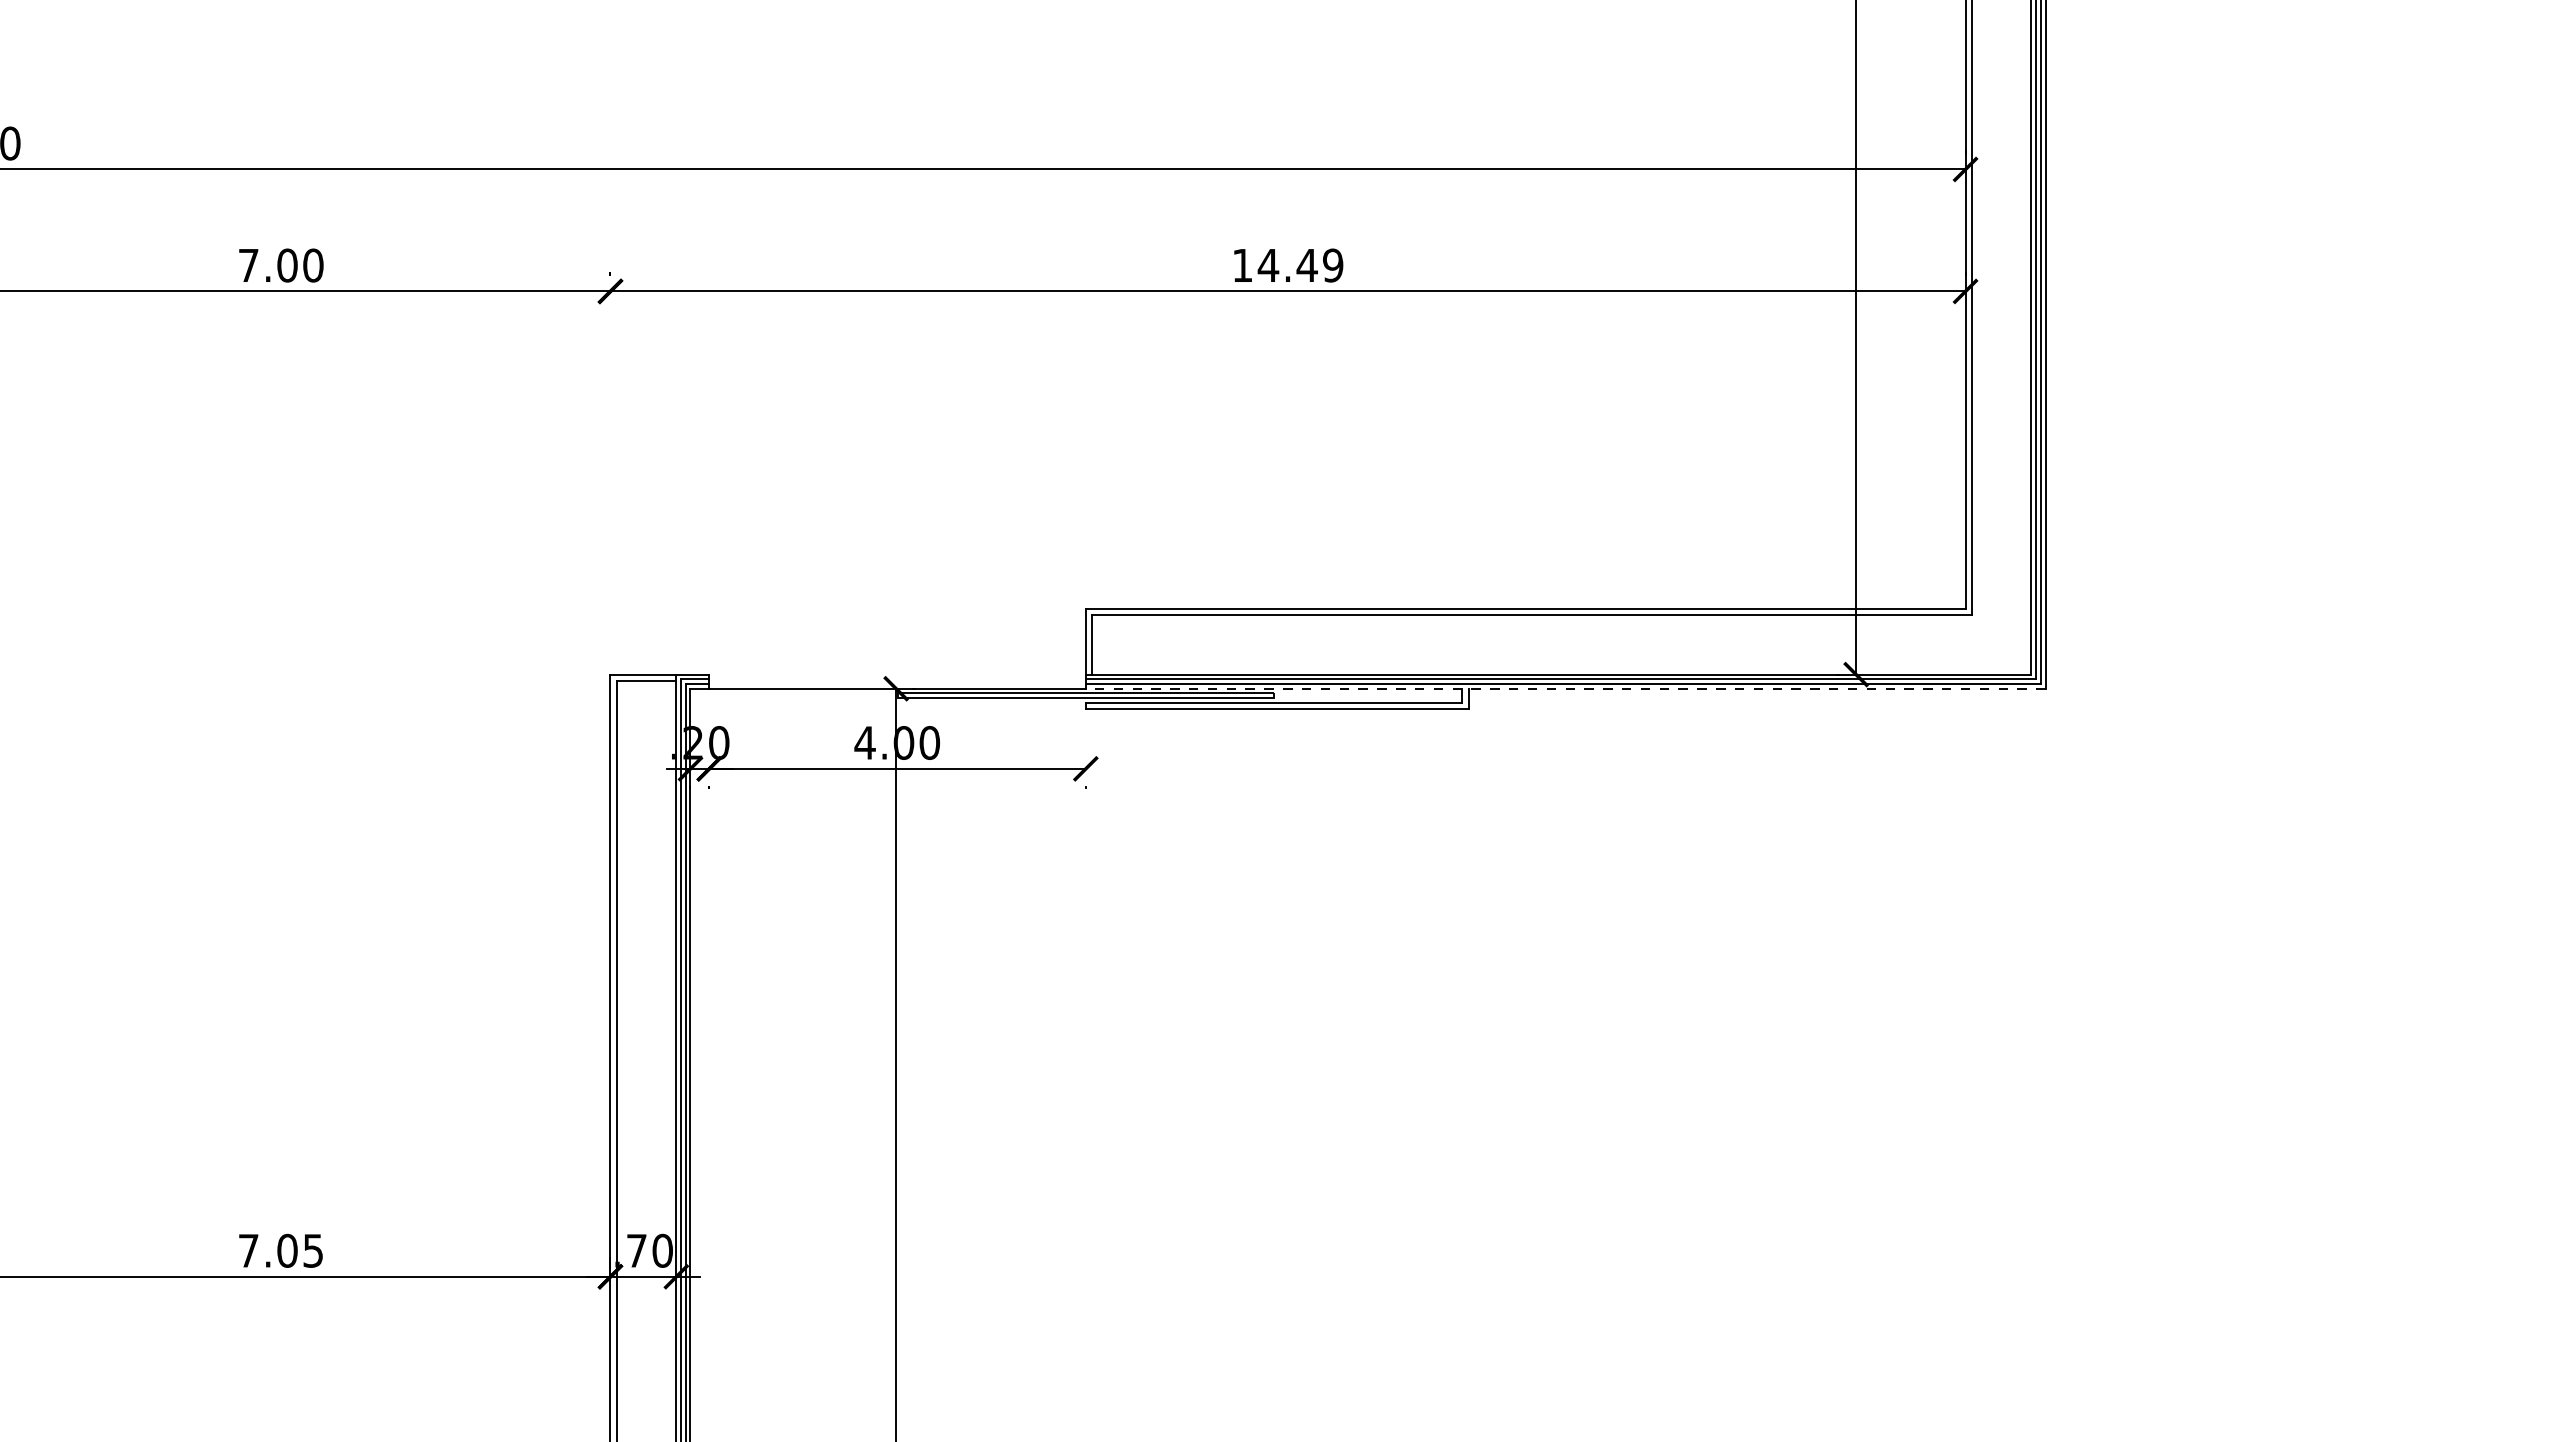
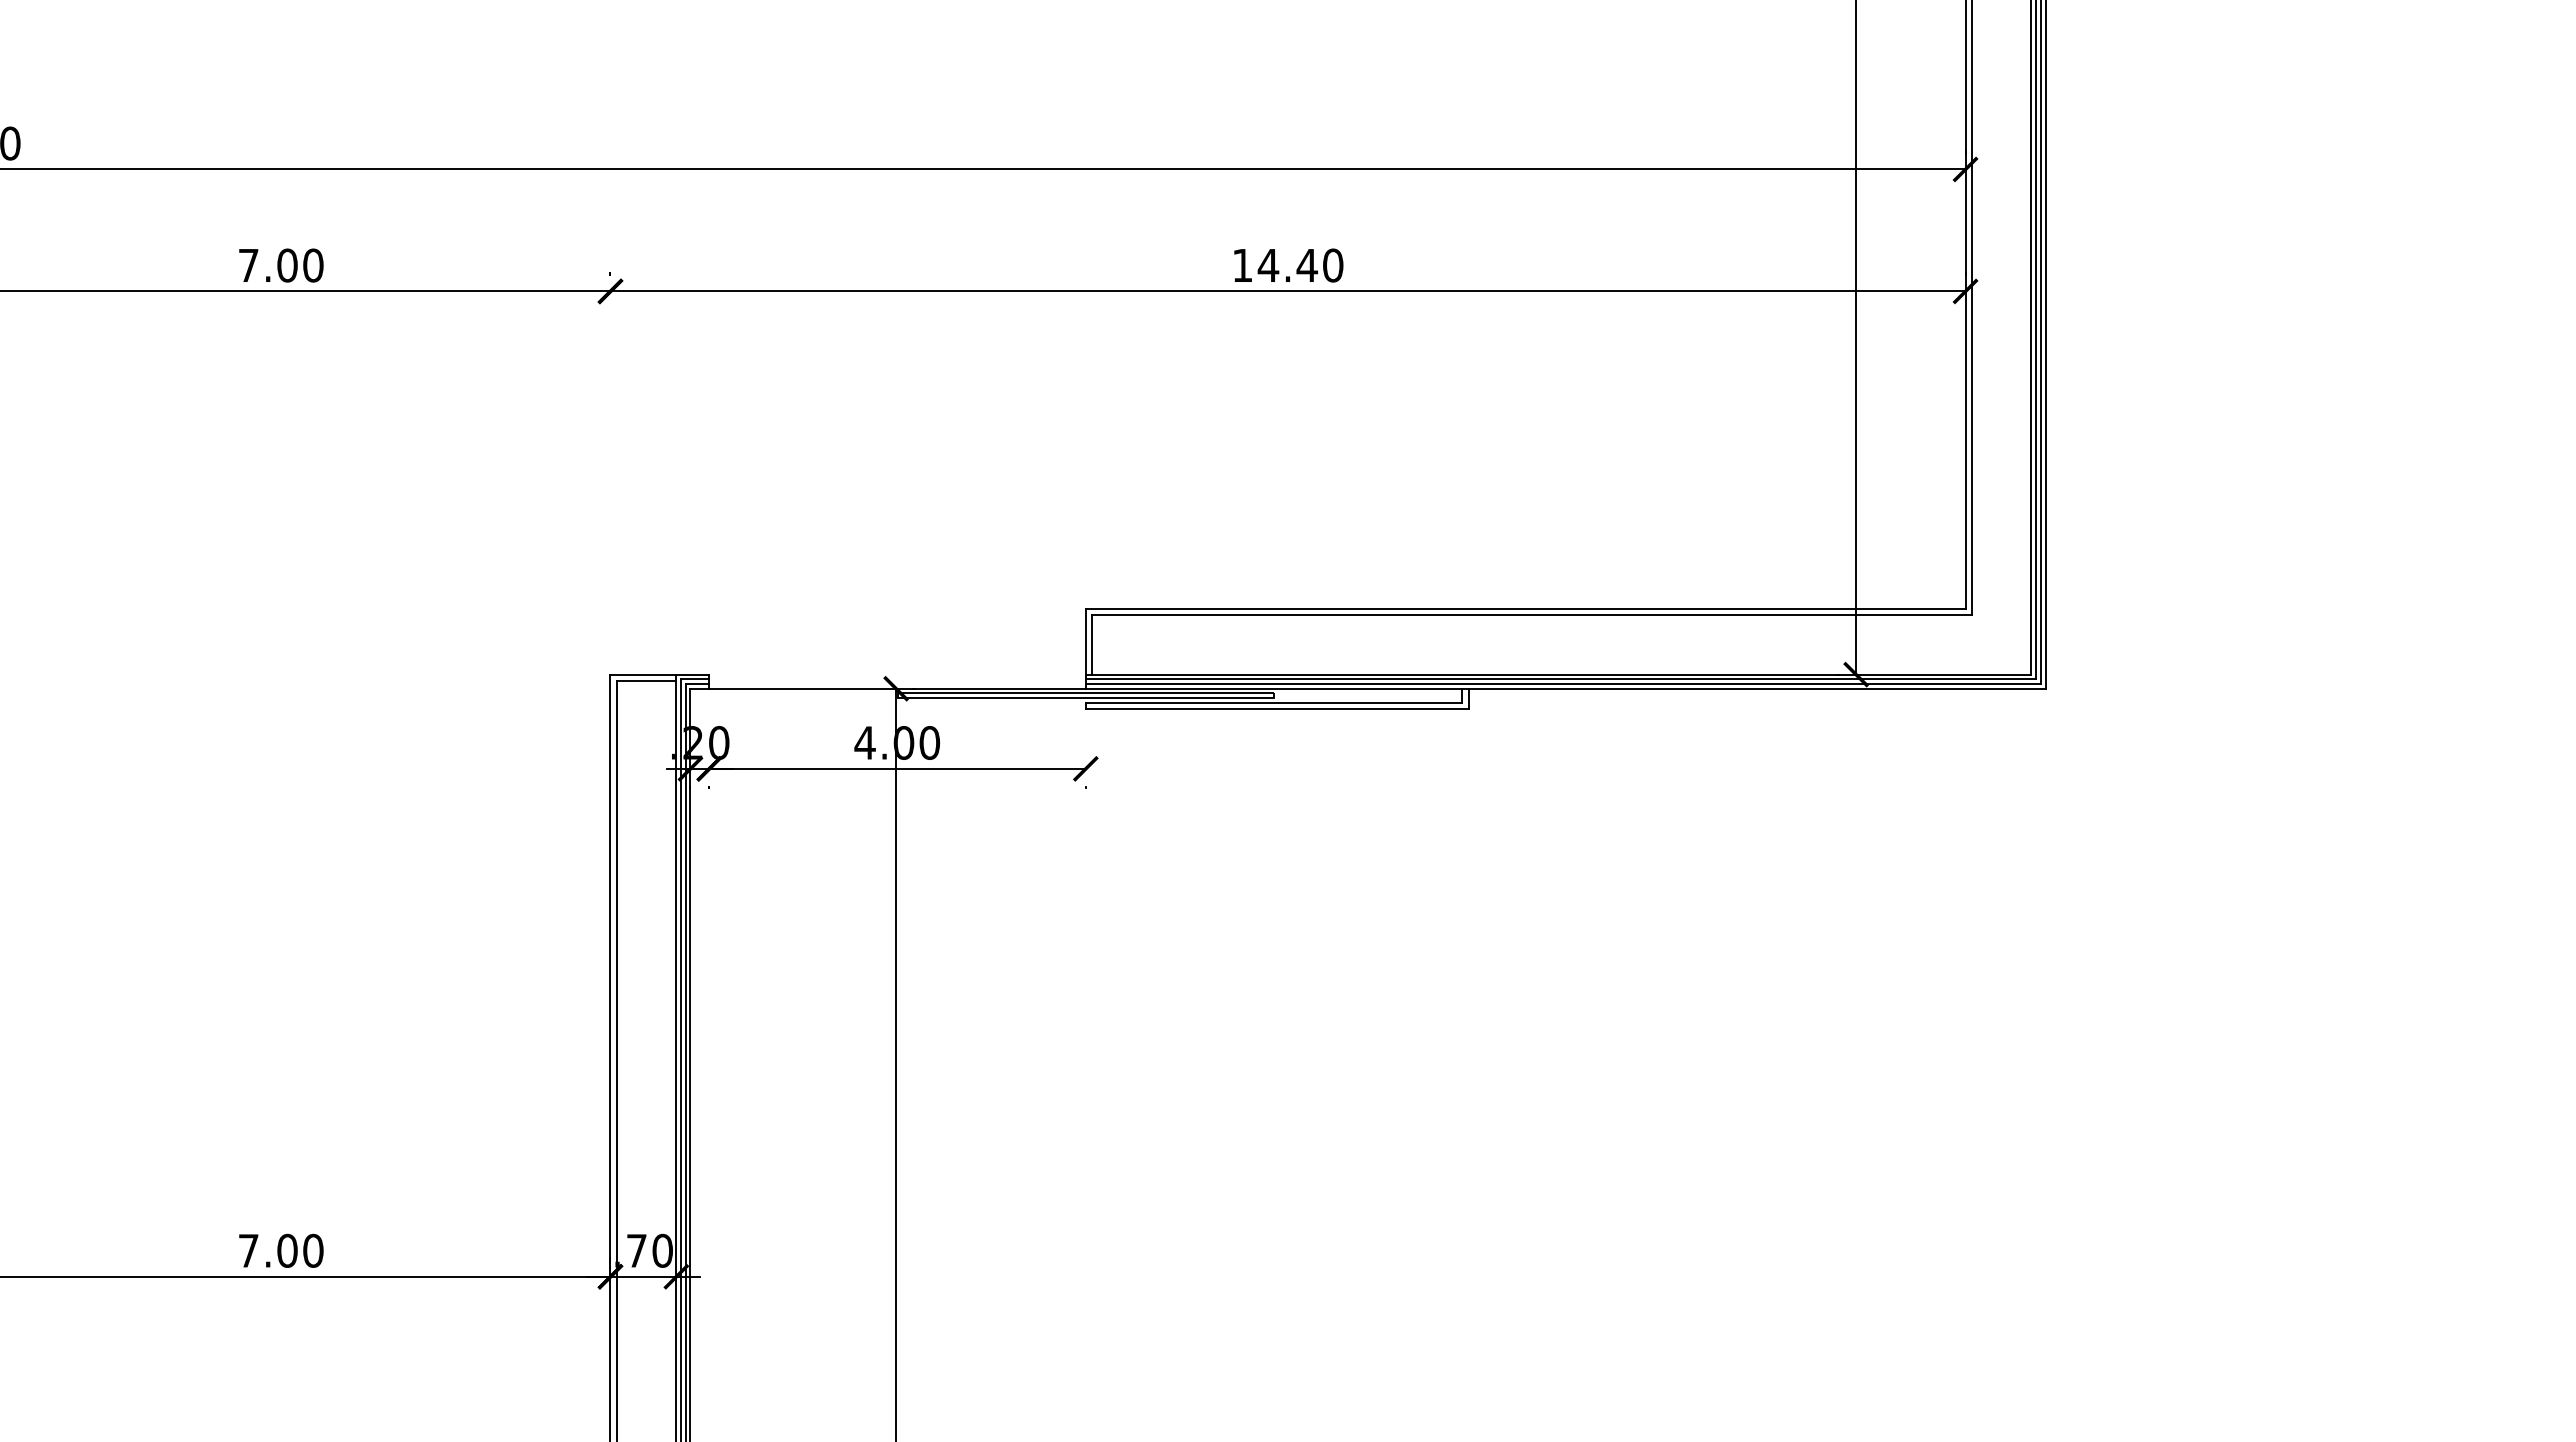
text: 14.49 -> 14.40 (1333, 265)
line: dashed -> solid (1565, 688)
text: 7.05 -> 7.00 (313, 1250)
